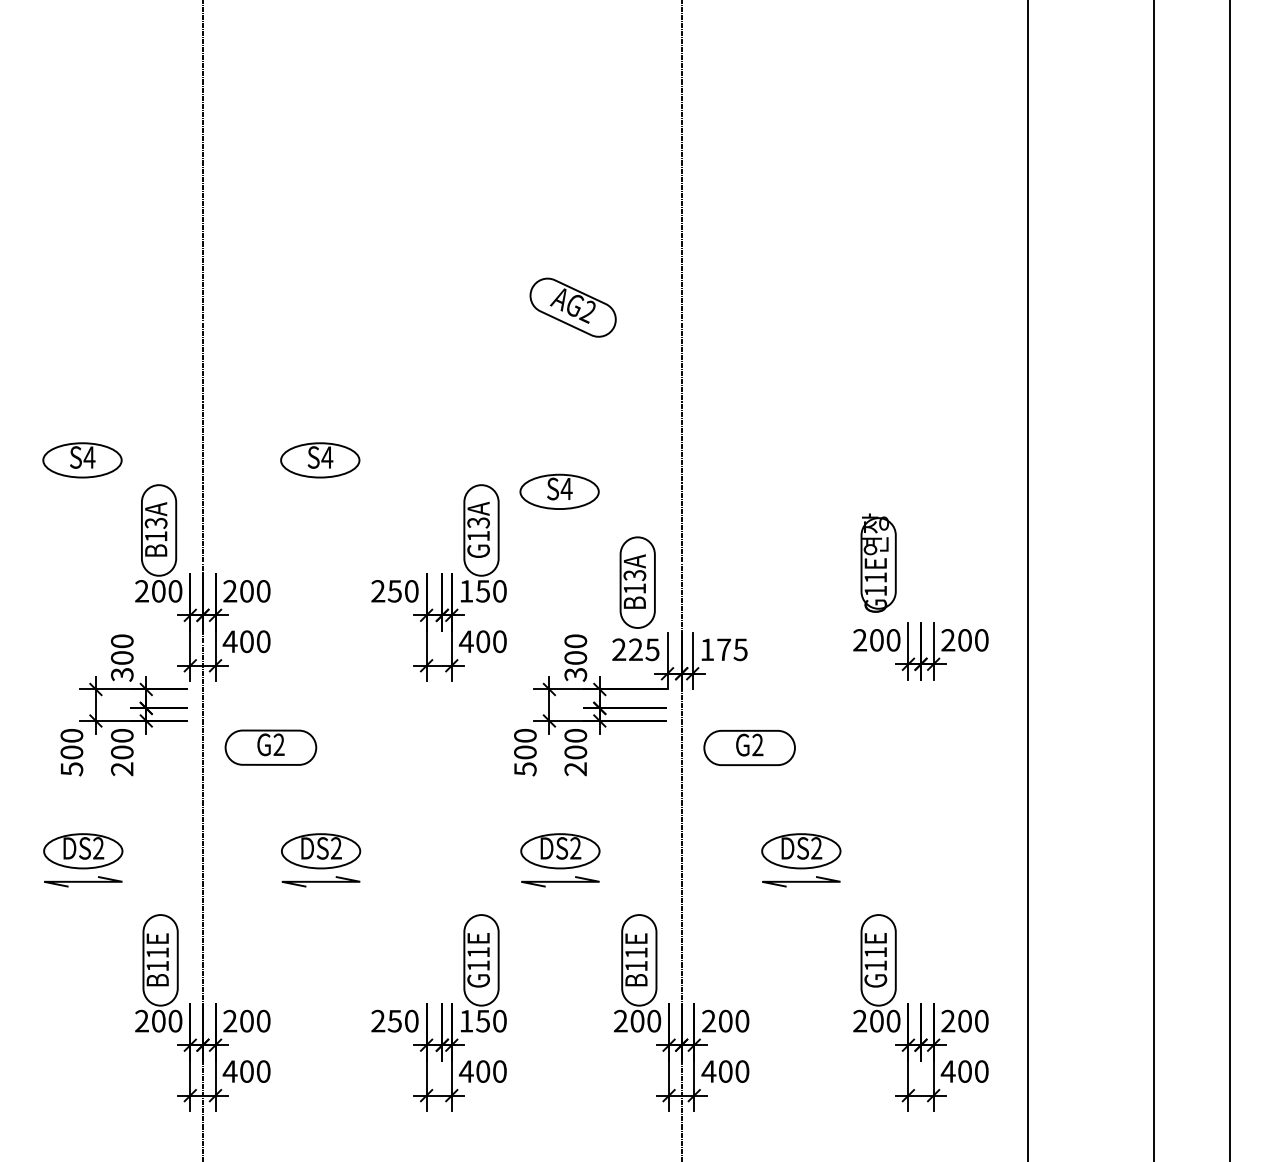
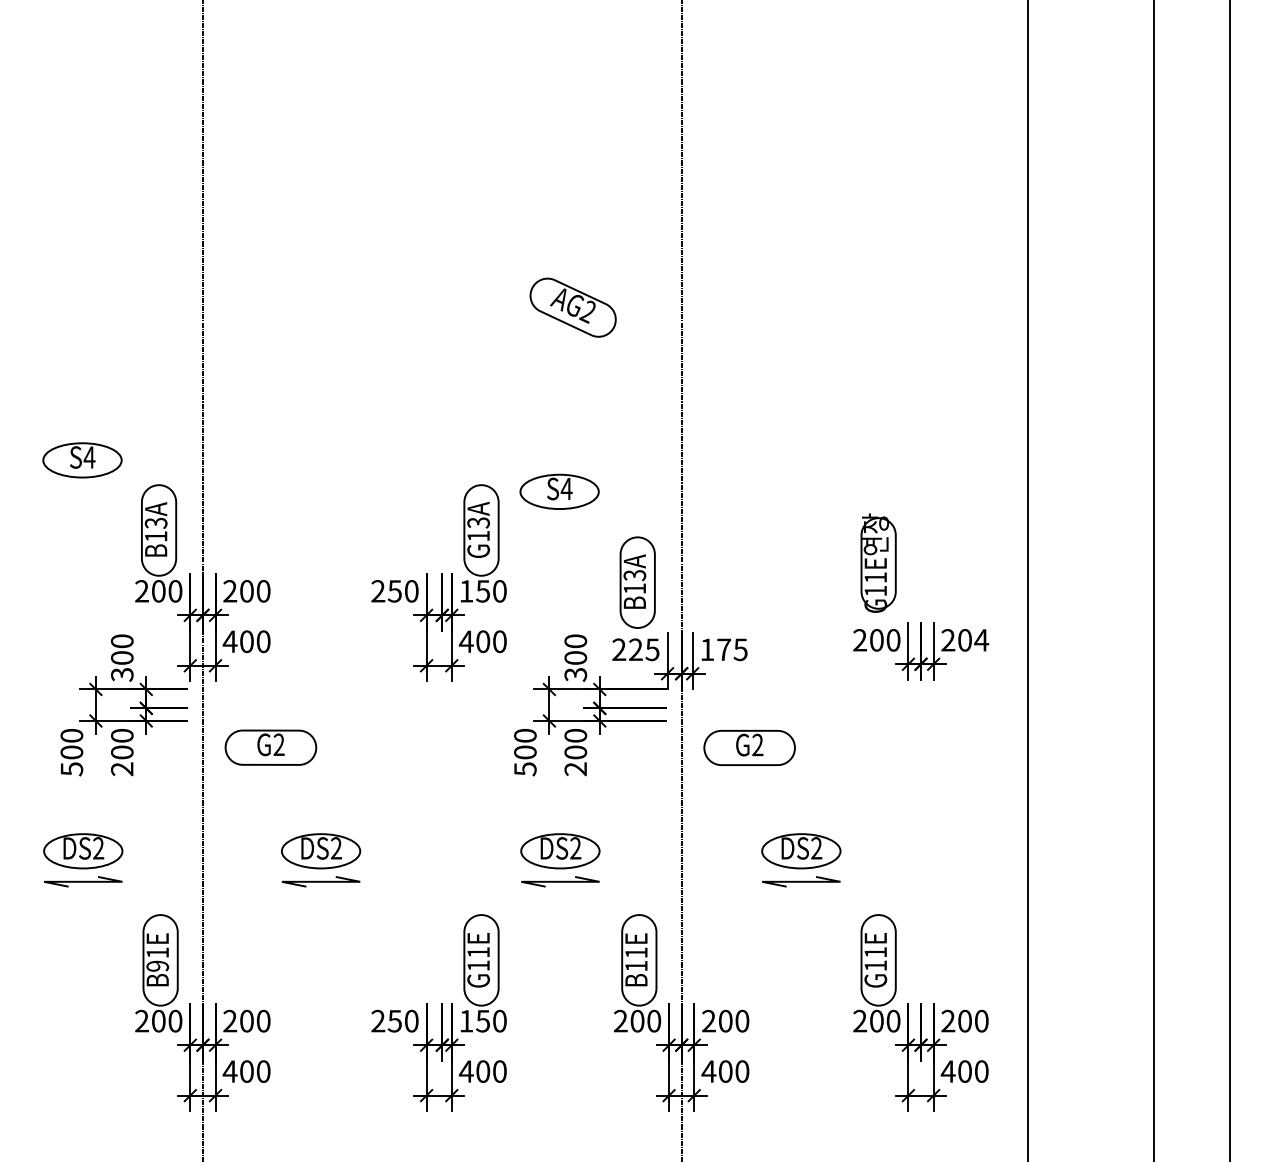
part: present -> none (320, 460)
text: 200 -> 204 (981, 640)
text: B11E -> B91E (157, 965)
